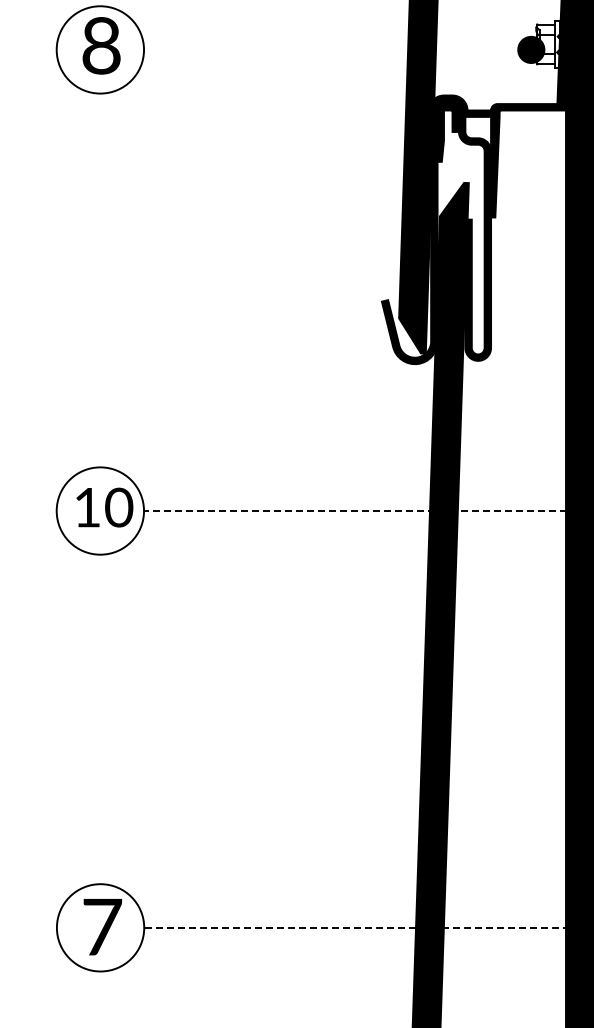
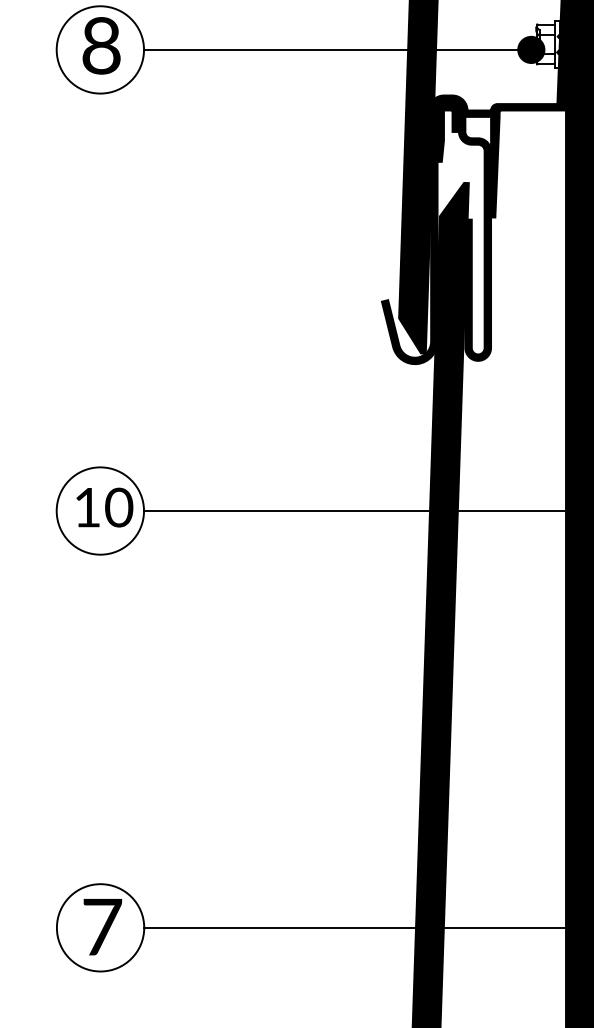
line: none -> present (337, 49)
line: dashed -> solid (368, 511)
line: dashed -> solid (368, 927)
